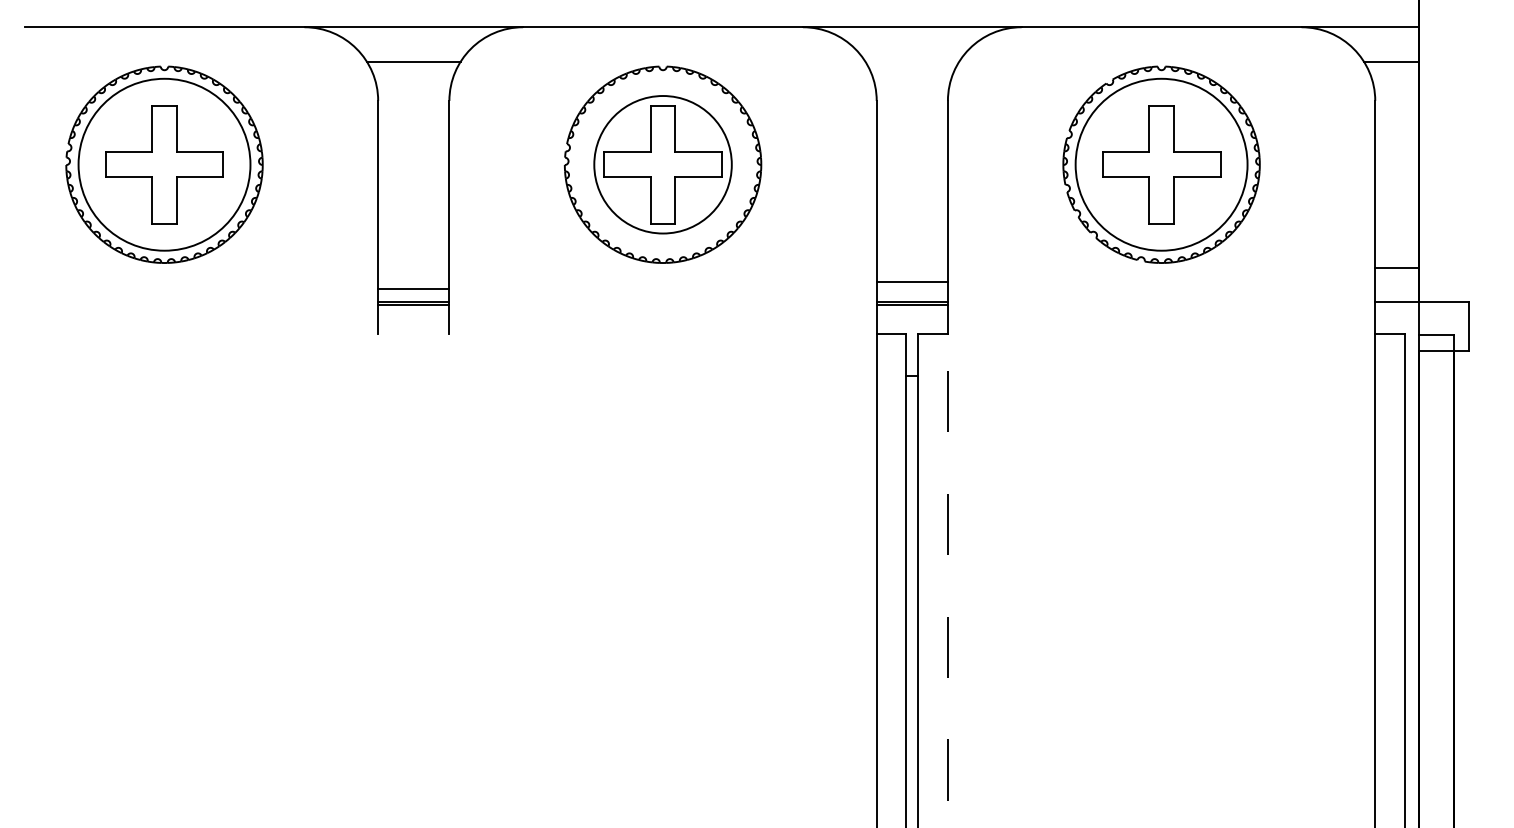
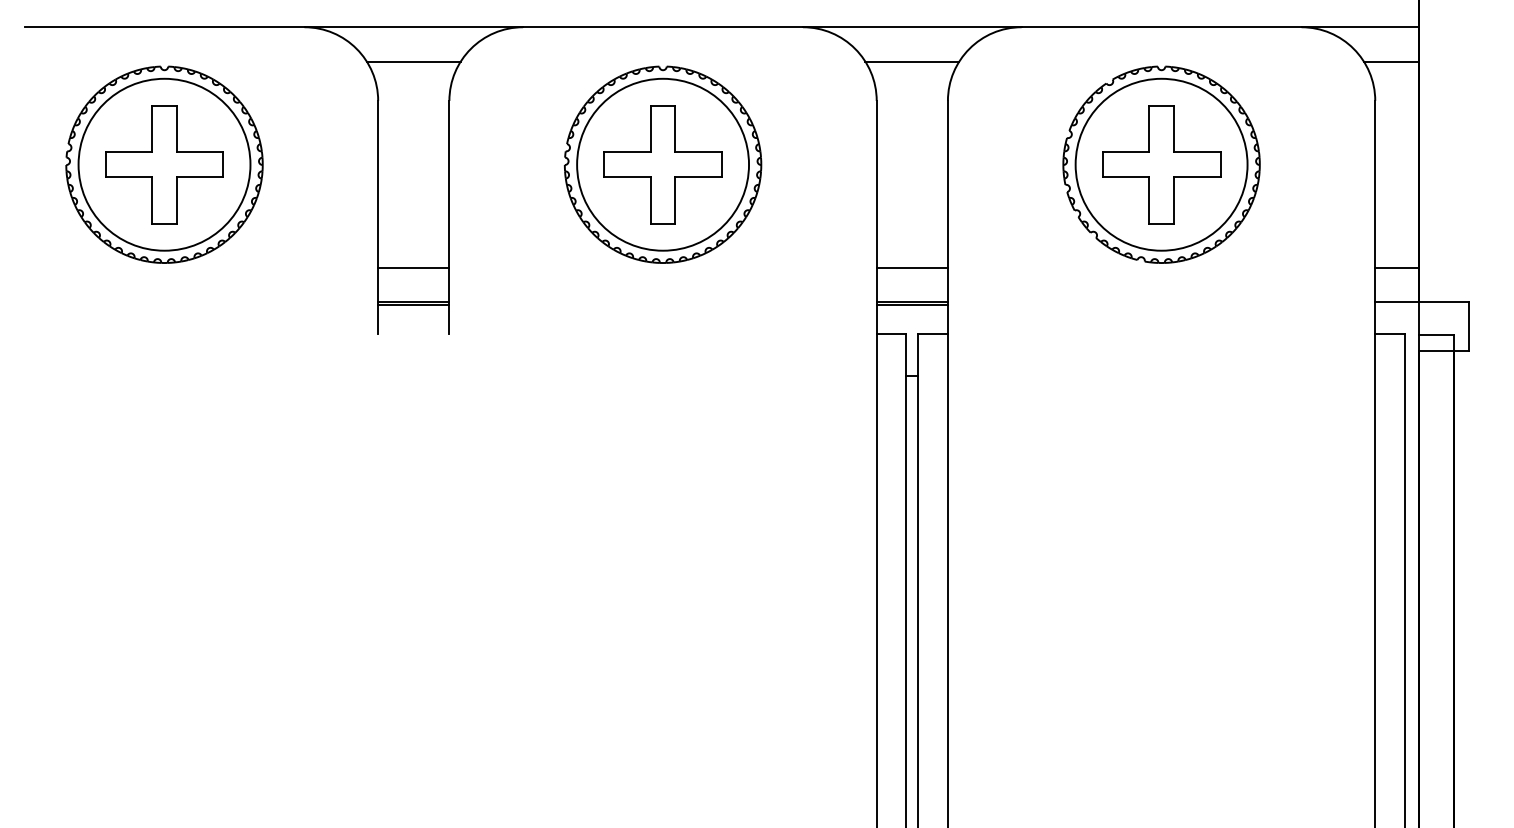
line: none -> present (912, 61)
circle diameter: 138 px -> 172 px (663, 164)
line position: (911, 281) -> (911, 267) (911, 267)
line position: (413, 288) -> (413, 267) (413, 267)
line: dashed -> solid (947, 580)
